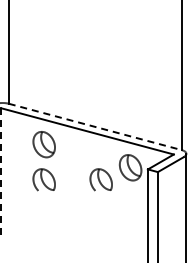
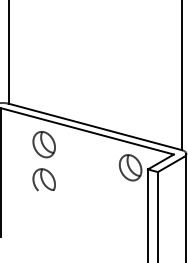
line: dashed -> solid (95, 127)
line: dashed -> solid (1, 172)
part: present -> none (100, 179)
